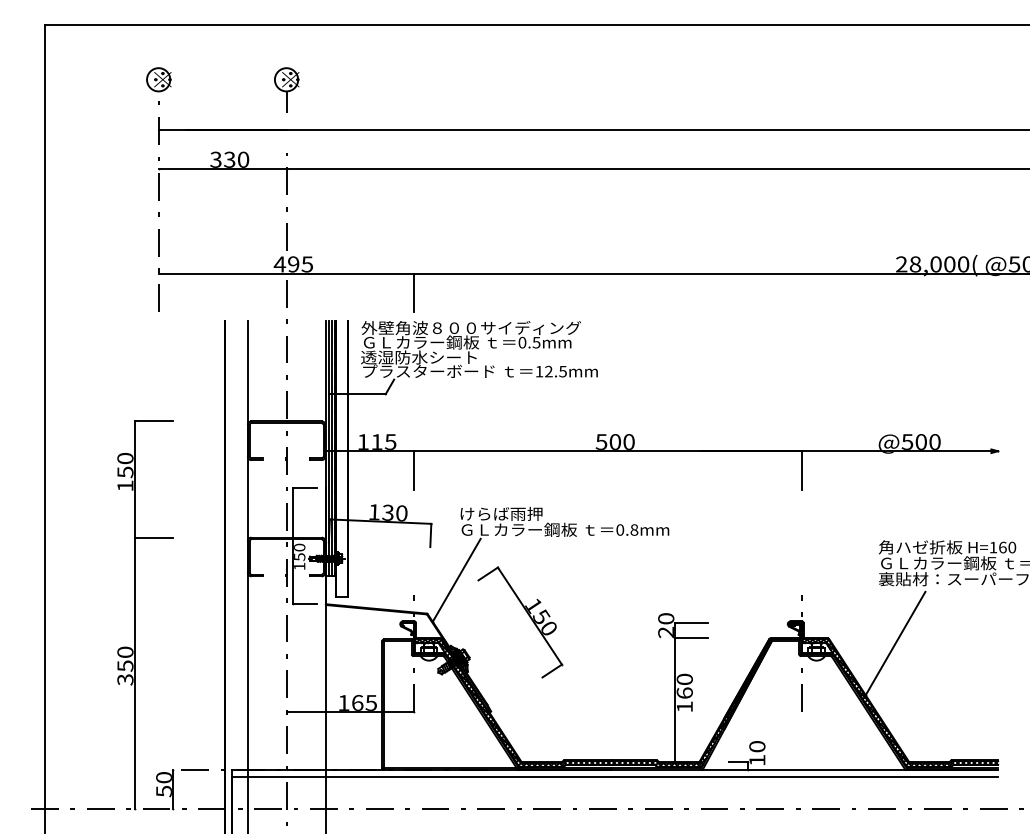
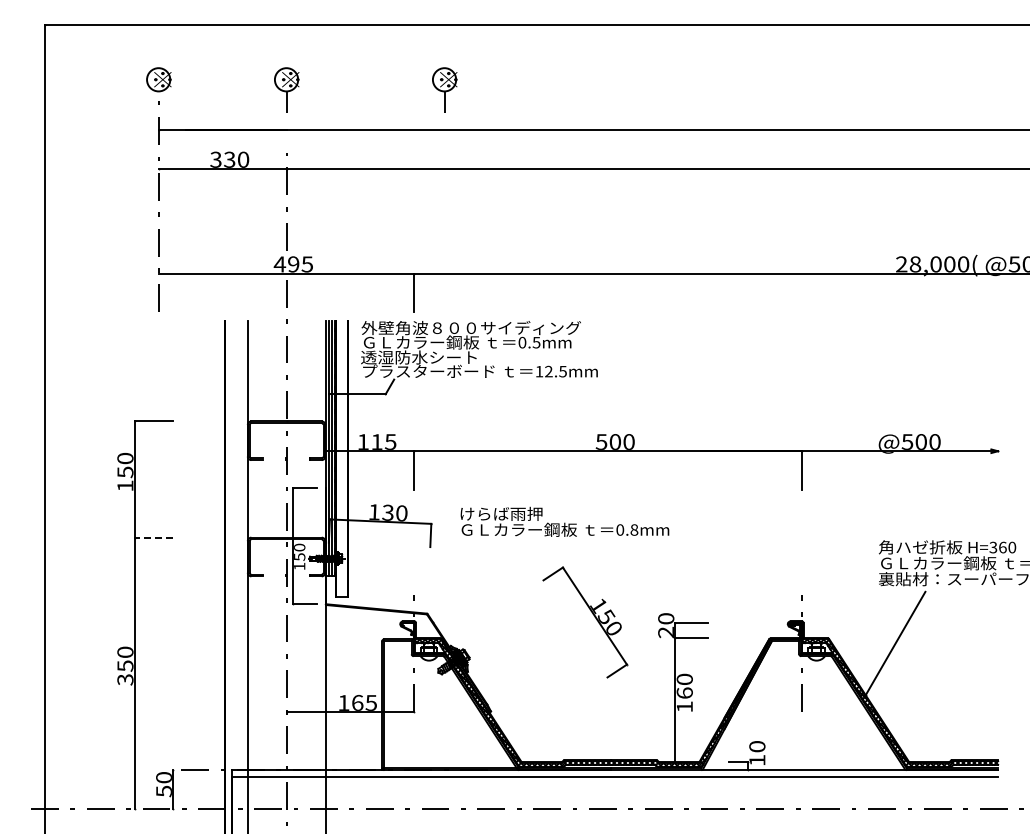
part: none -> present (444, 89)
line: solid -> dashed (153, 537)
text: H=160 -> H=360 (993, 547)
line: present -> none (456, 579)
part position: (529, 617) -> (594, 617) (594, 617)
